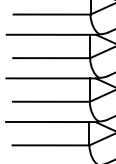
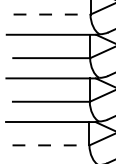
line: solid -> dashed (52, 14)
line: solid -> dashed (51, 145)
